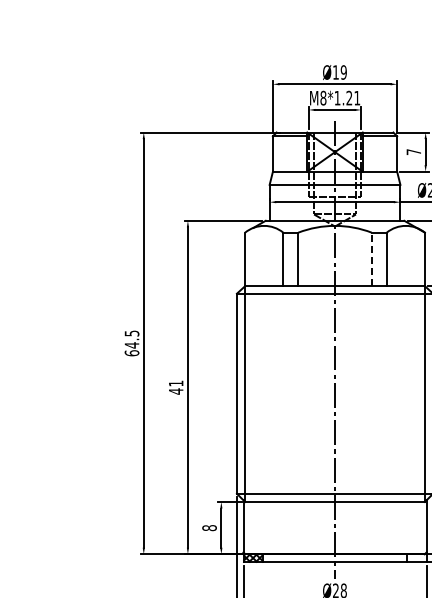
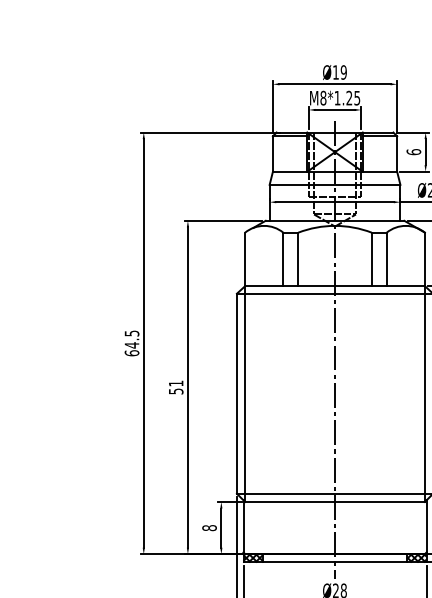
text: M8*1.21 -> M8*1.25 (357, 98)
text: 7 -> 6 (413, 152)
line: dashed -> solid (371, 259)
text: 41 -> 51 (176, 391)
hatch: none -> present (416, 558)
